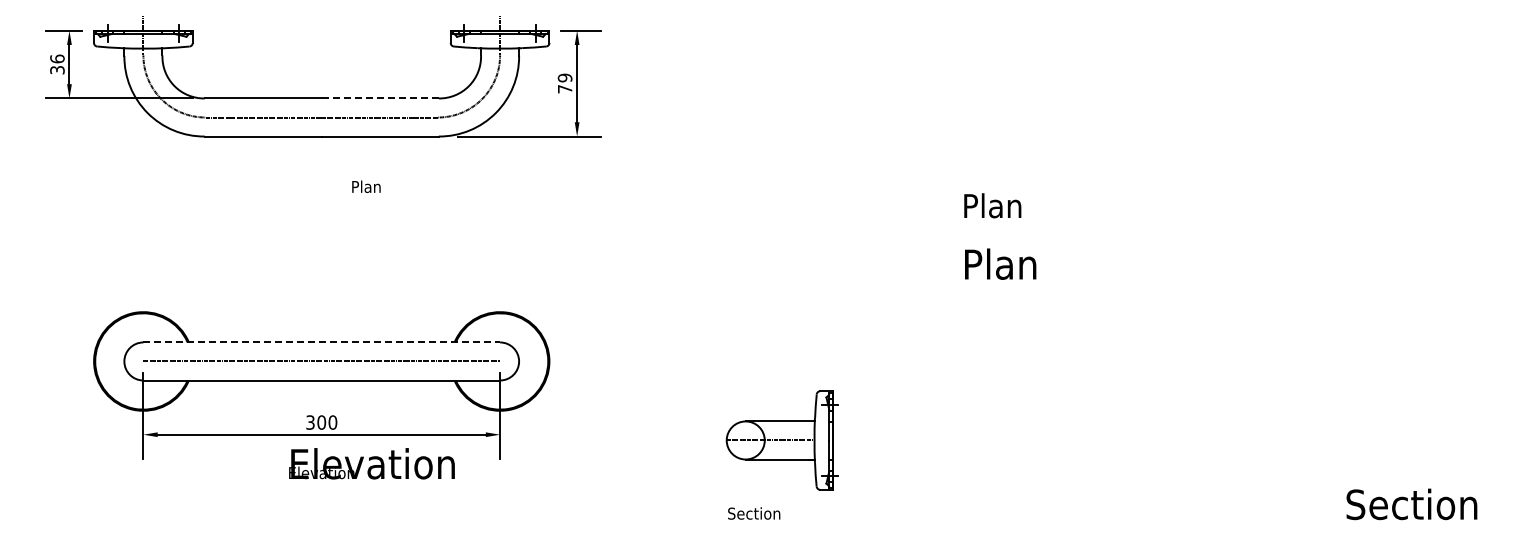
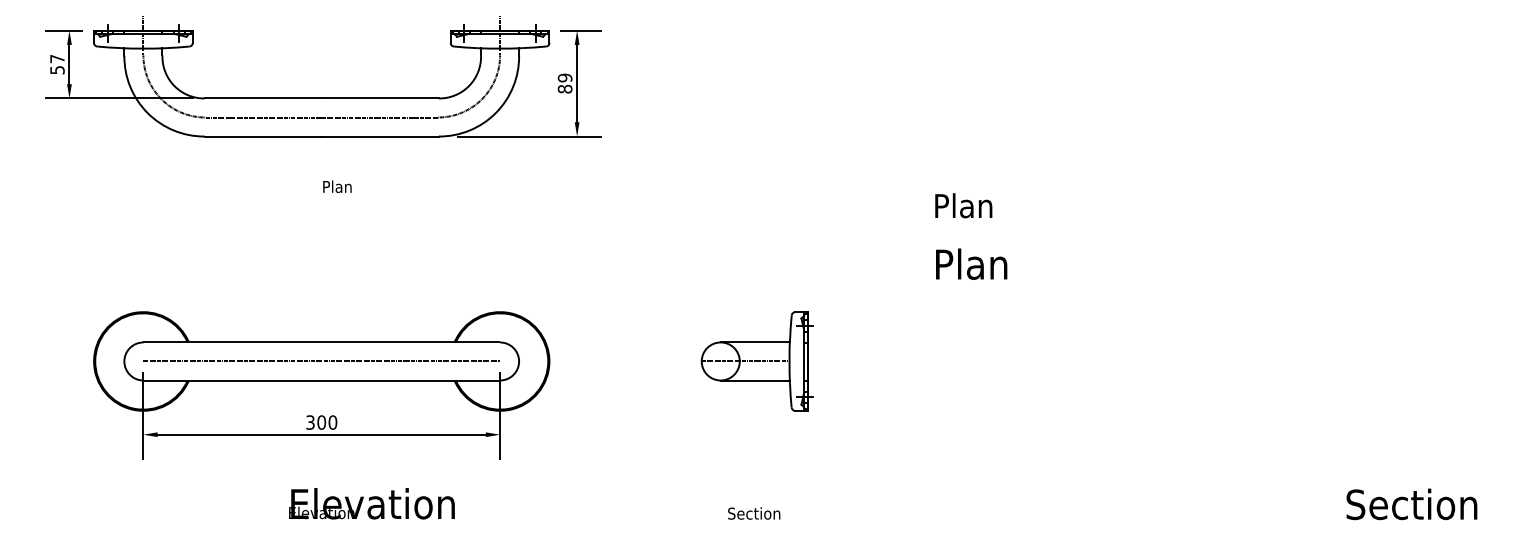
text: 36 -> 57 (57, 63)
text: 79 -> 89 (564, 88)
line: dashed -> solid (380, 98)
text position: (694, 229) -> (665, 229) (665, 229)
line: dashed -> solid (321, 342)
part position: (781, 440) -> (756, 361) (756, 361)
text position: (371, 463) -> (371, 503) (371, 503)
